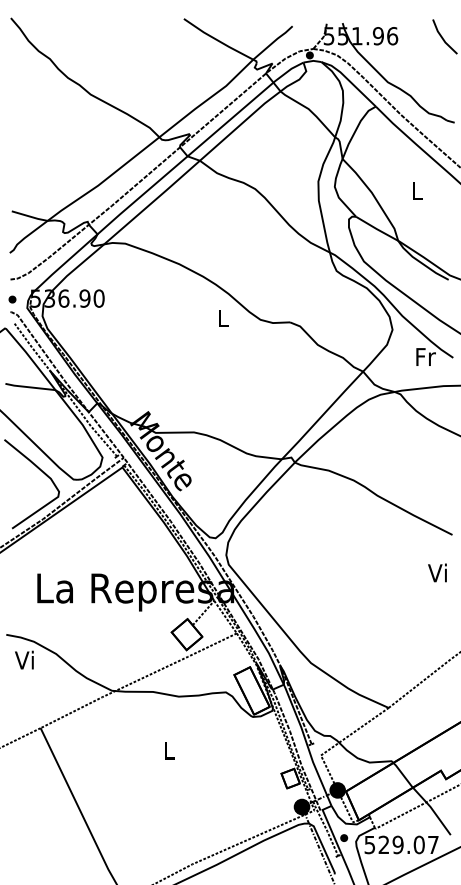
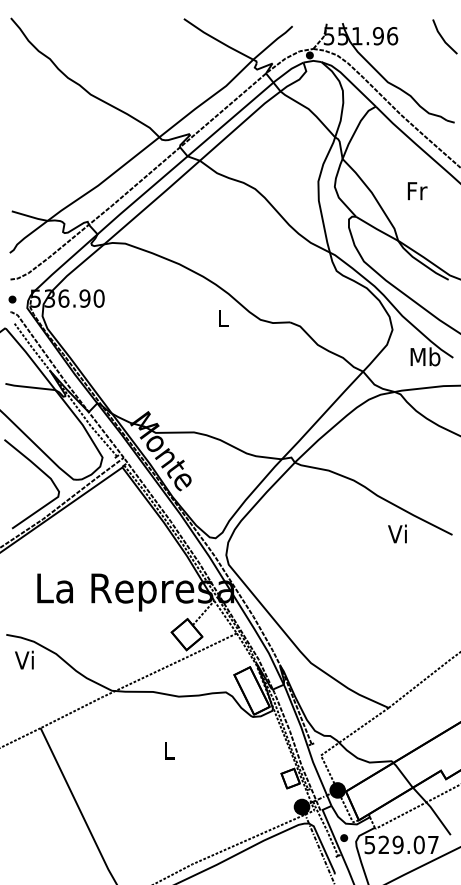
text: L -> Fr (417, 191)
text: Fr -> Mb (425, 356)
text position: (437, 572) -> (397, 533) (397, 533)
